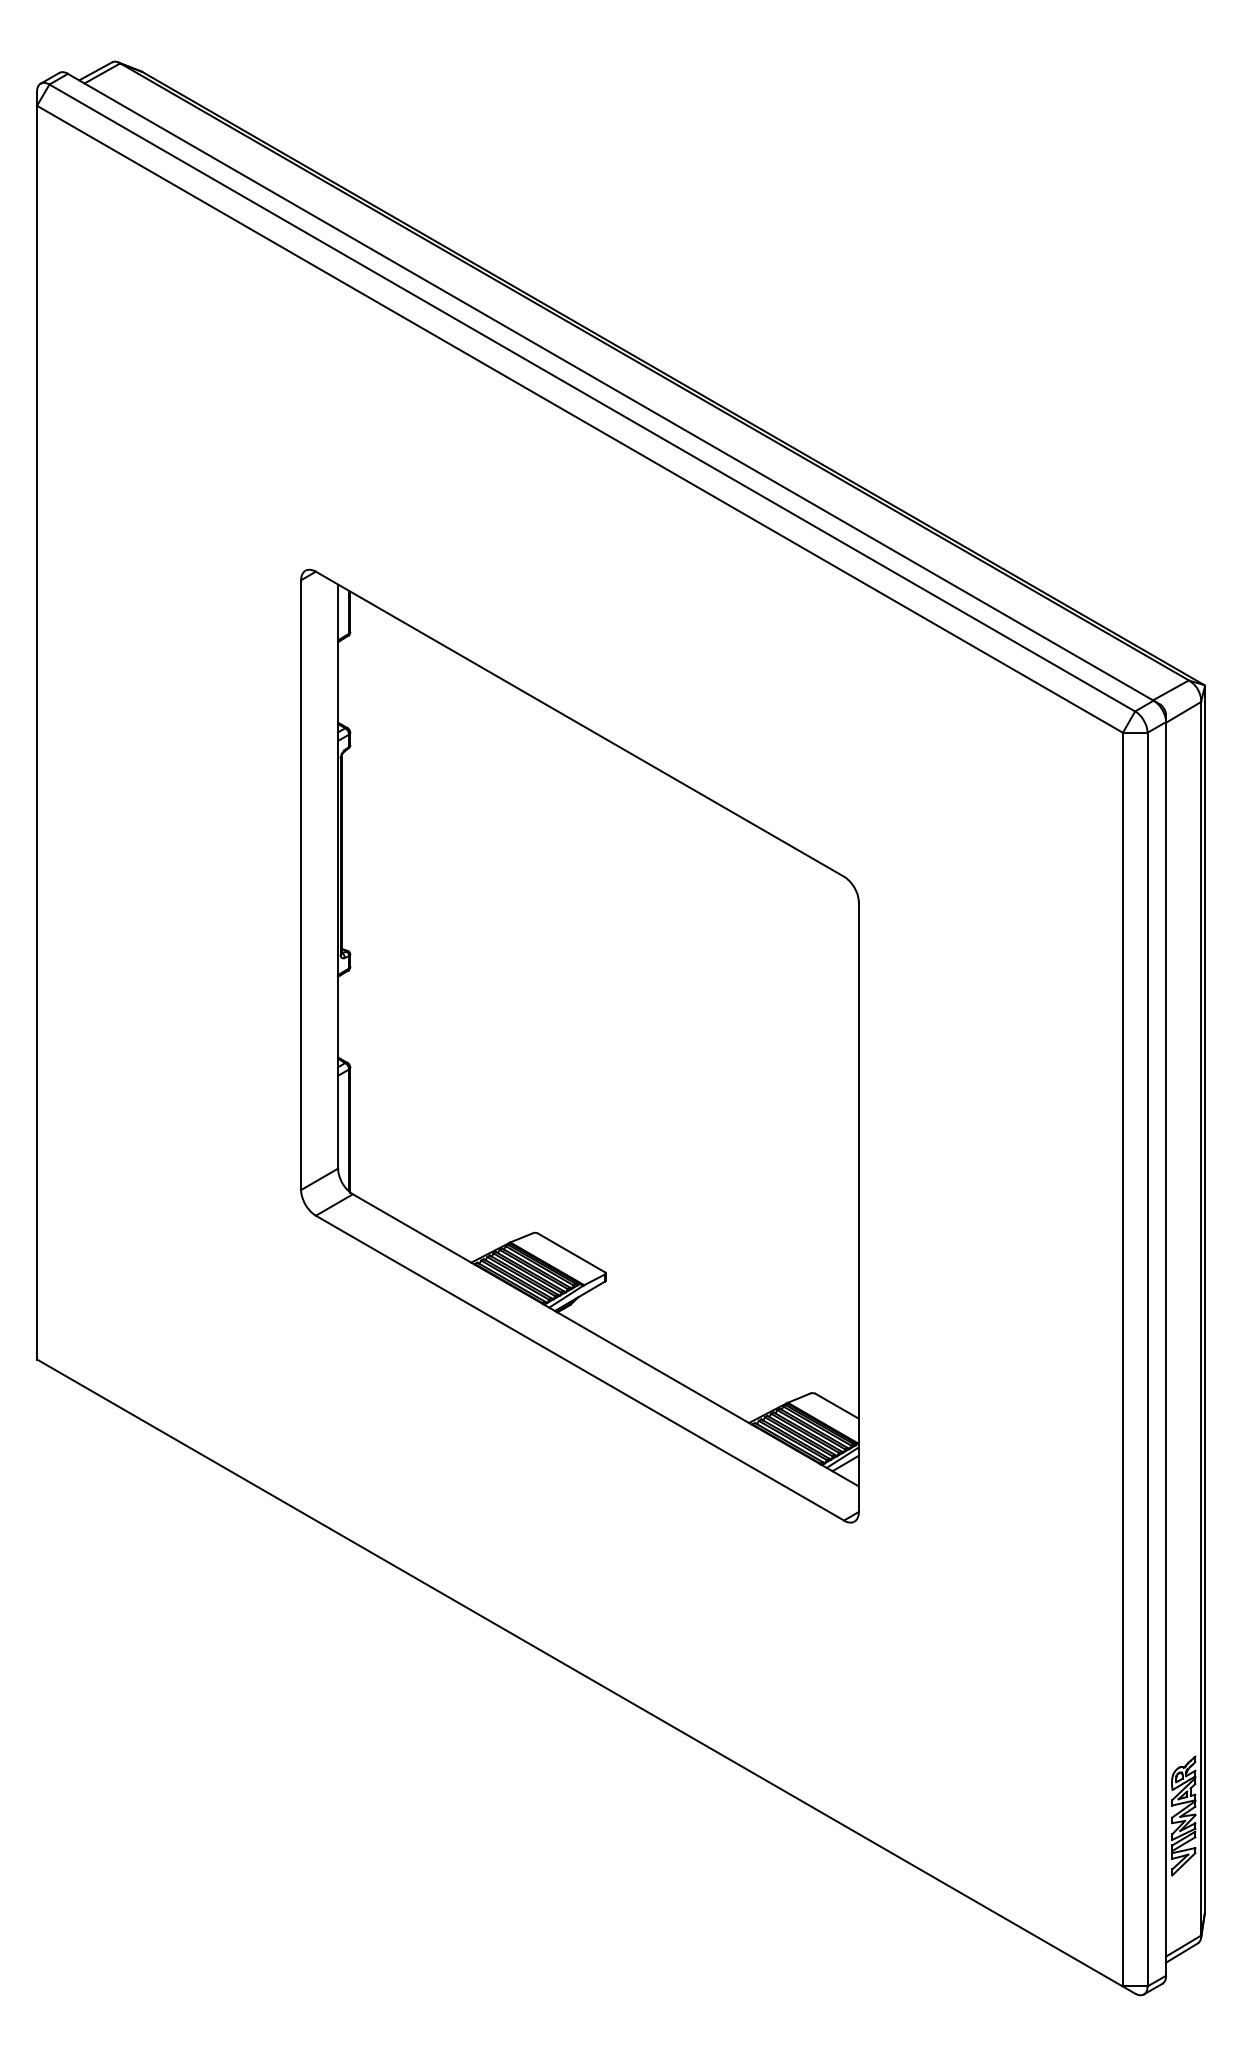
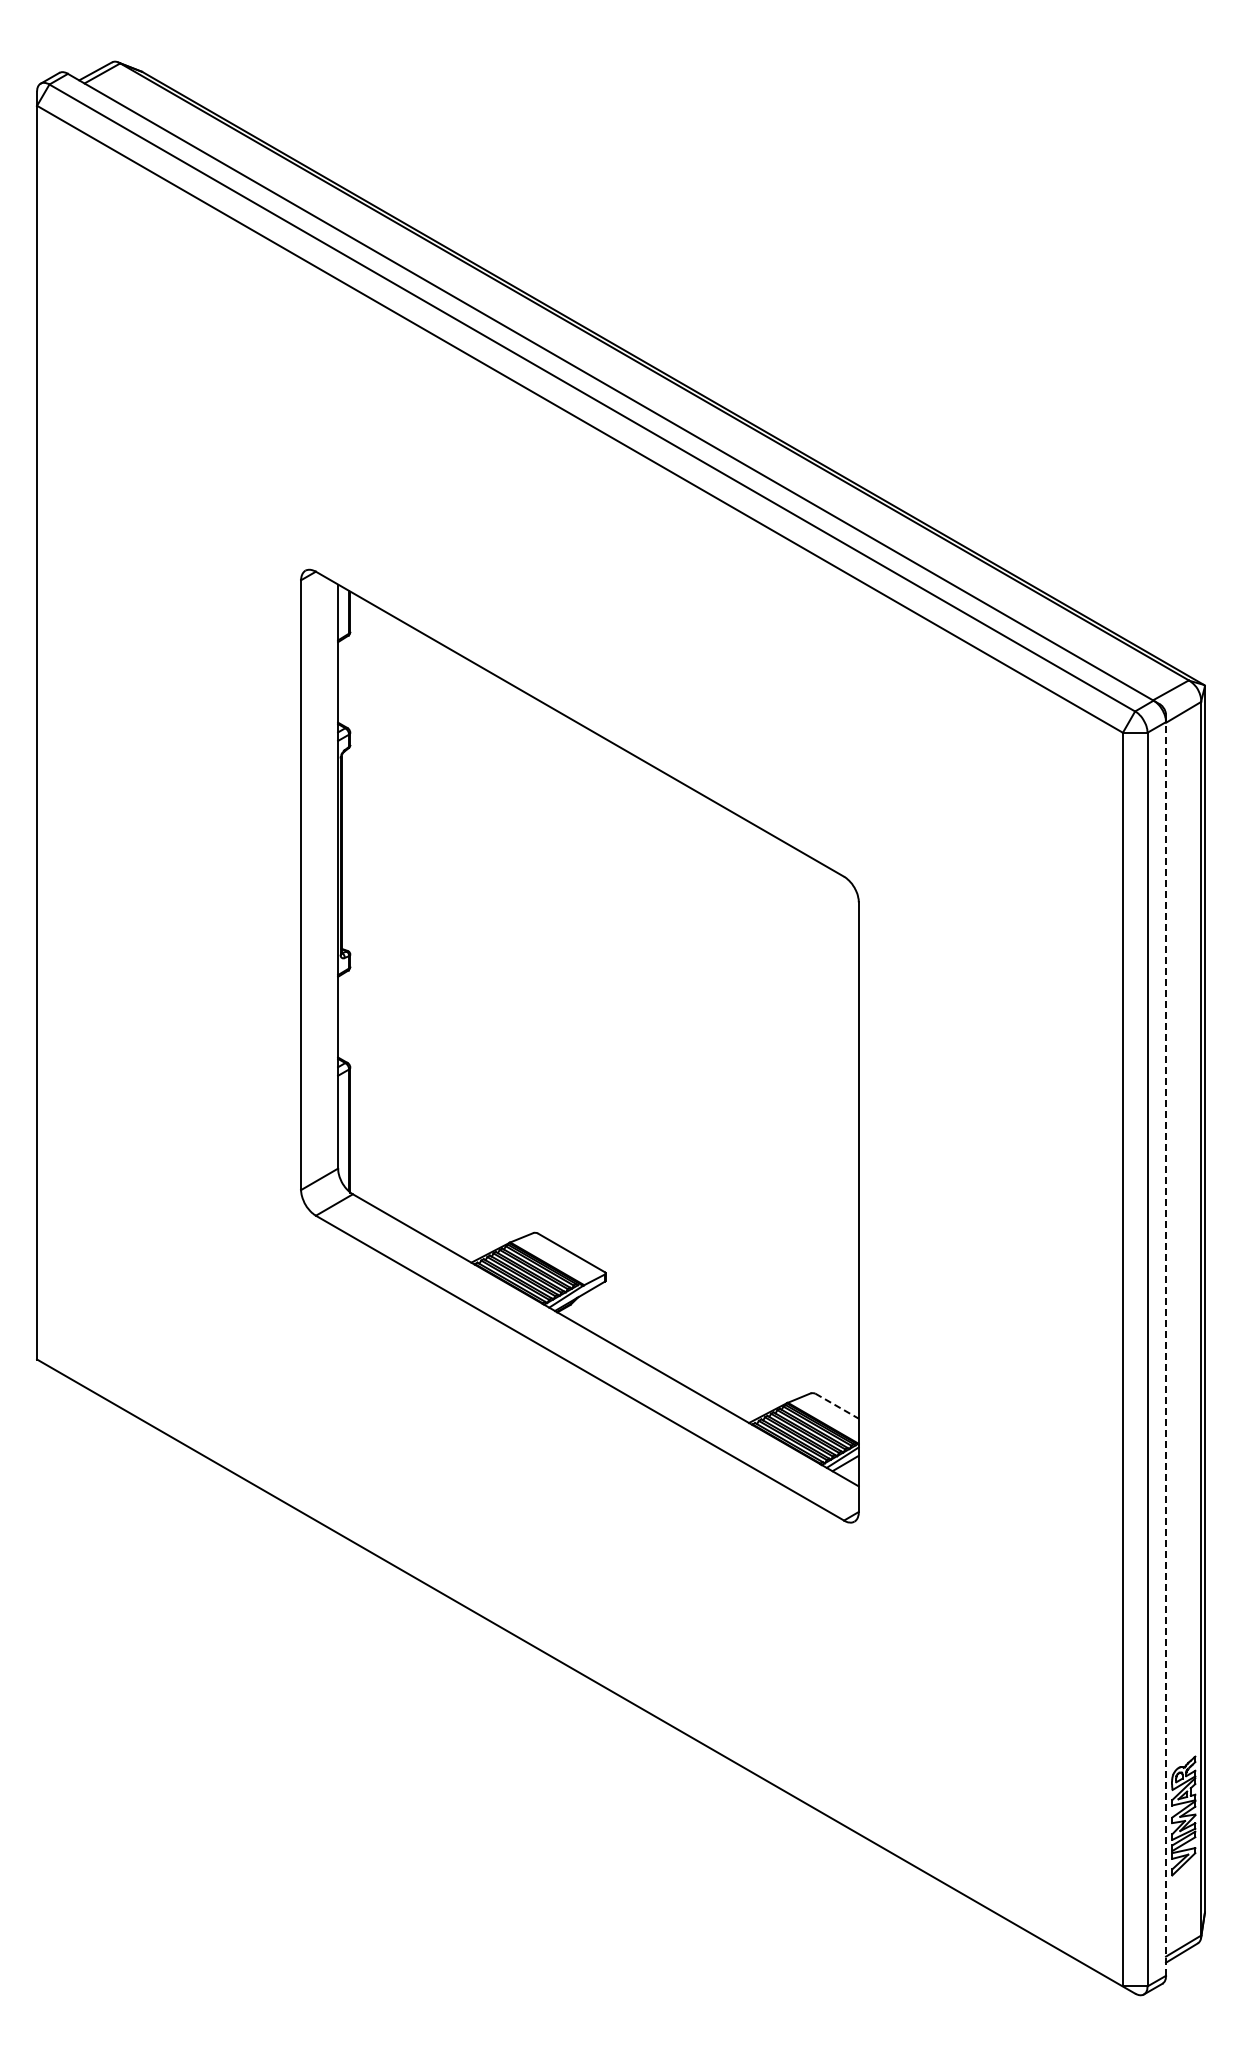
line: solid -> dashed (1166, 1345)
line: solid -> dashed (837, 1406)
